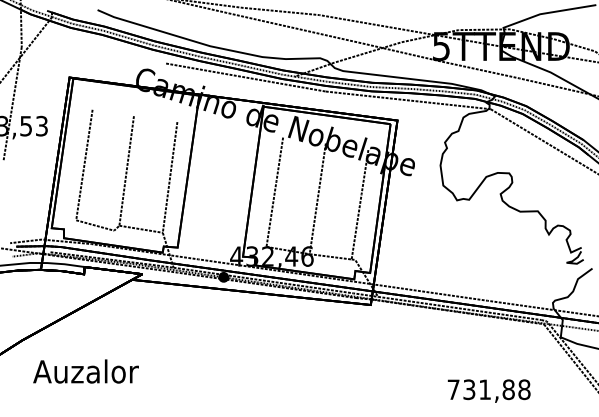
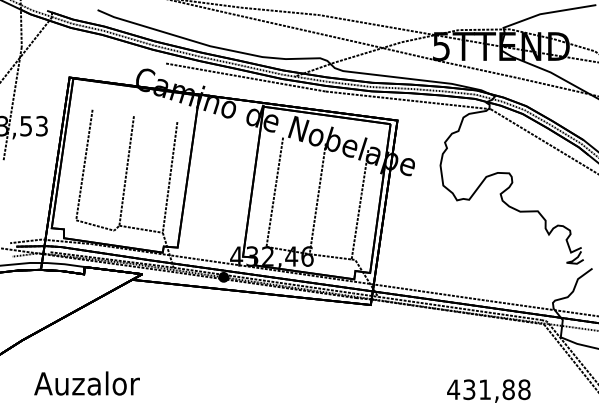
text position: (85, 371) -> (86, 383) (86, 383)
text: 731,88 -> 431,88 (453, 389)
